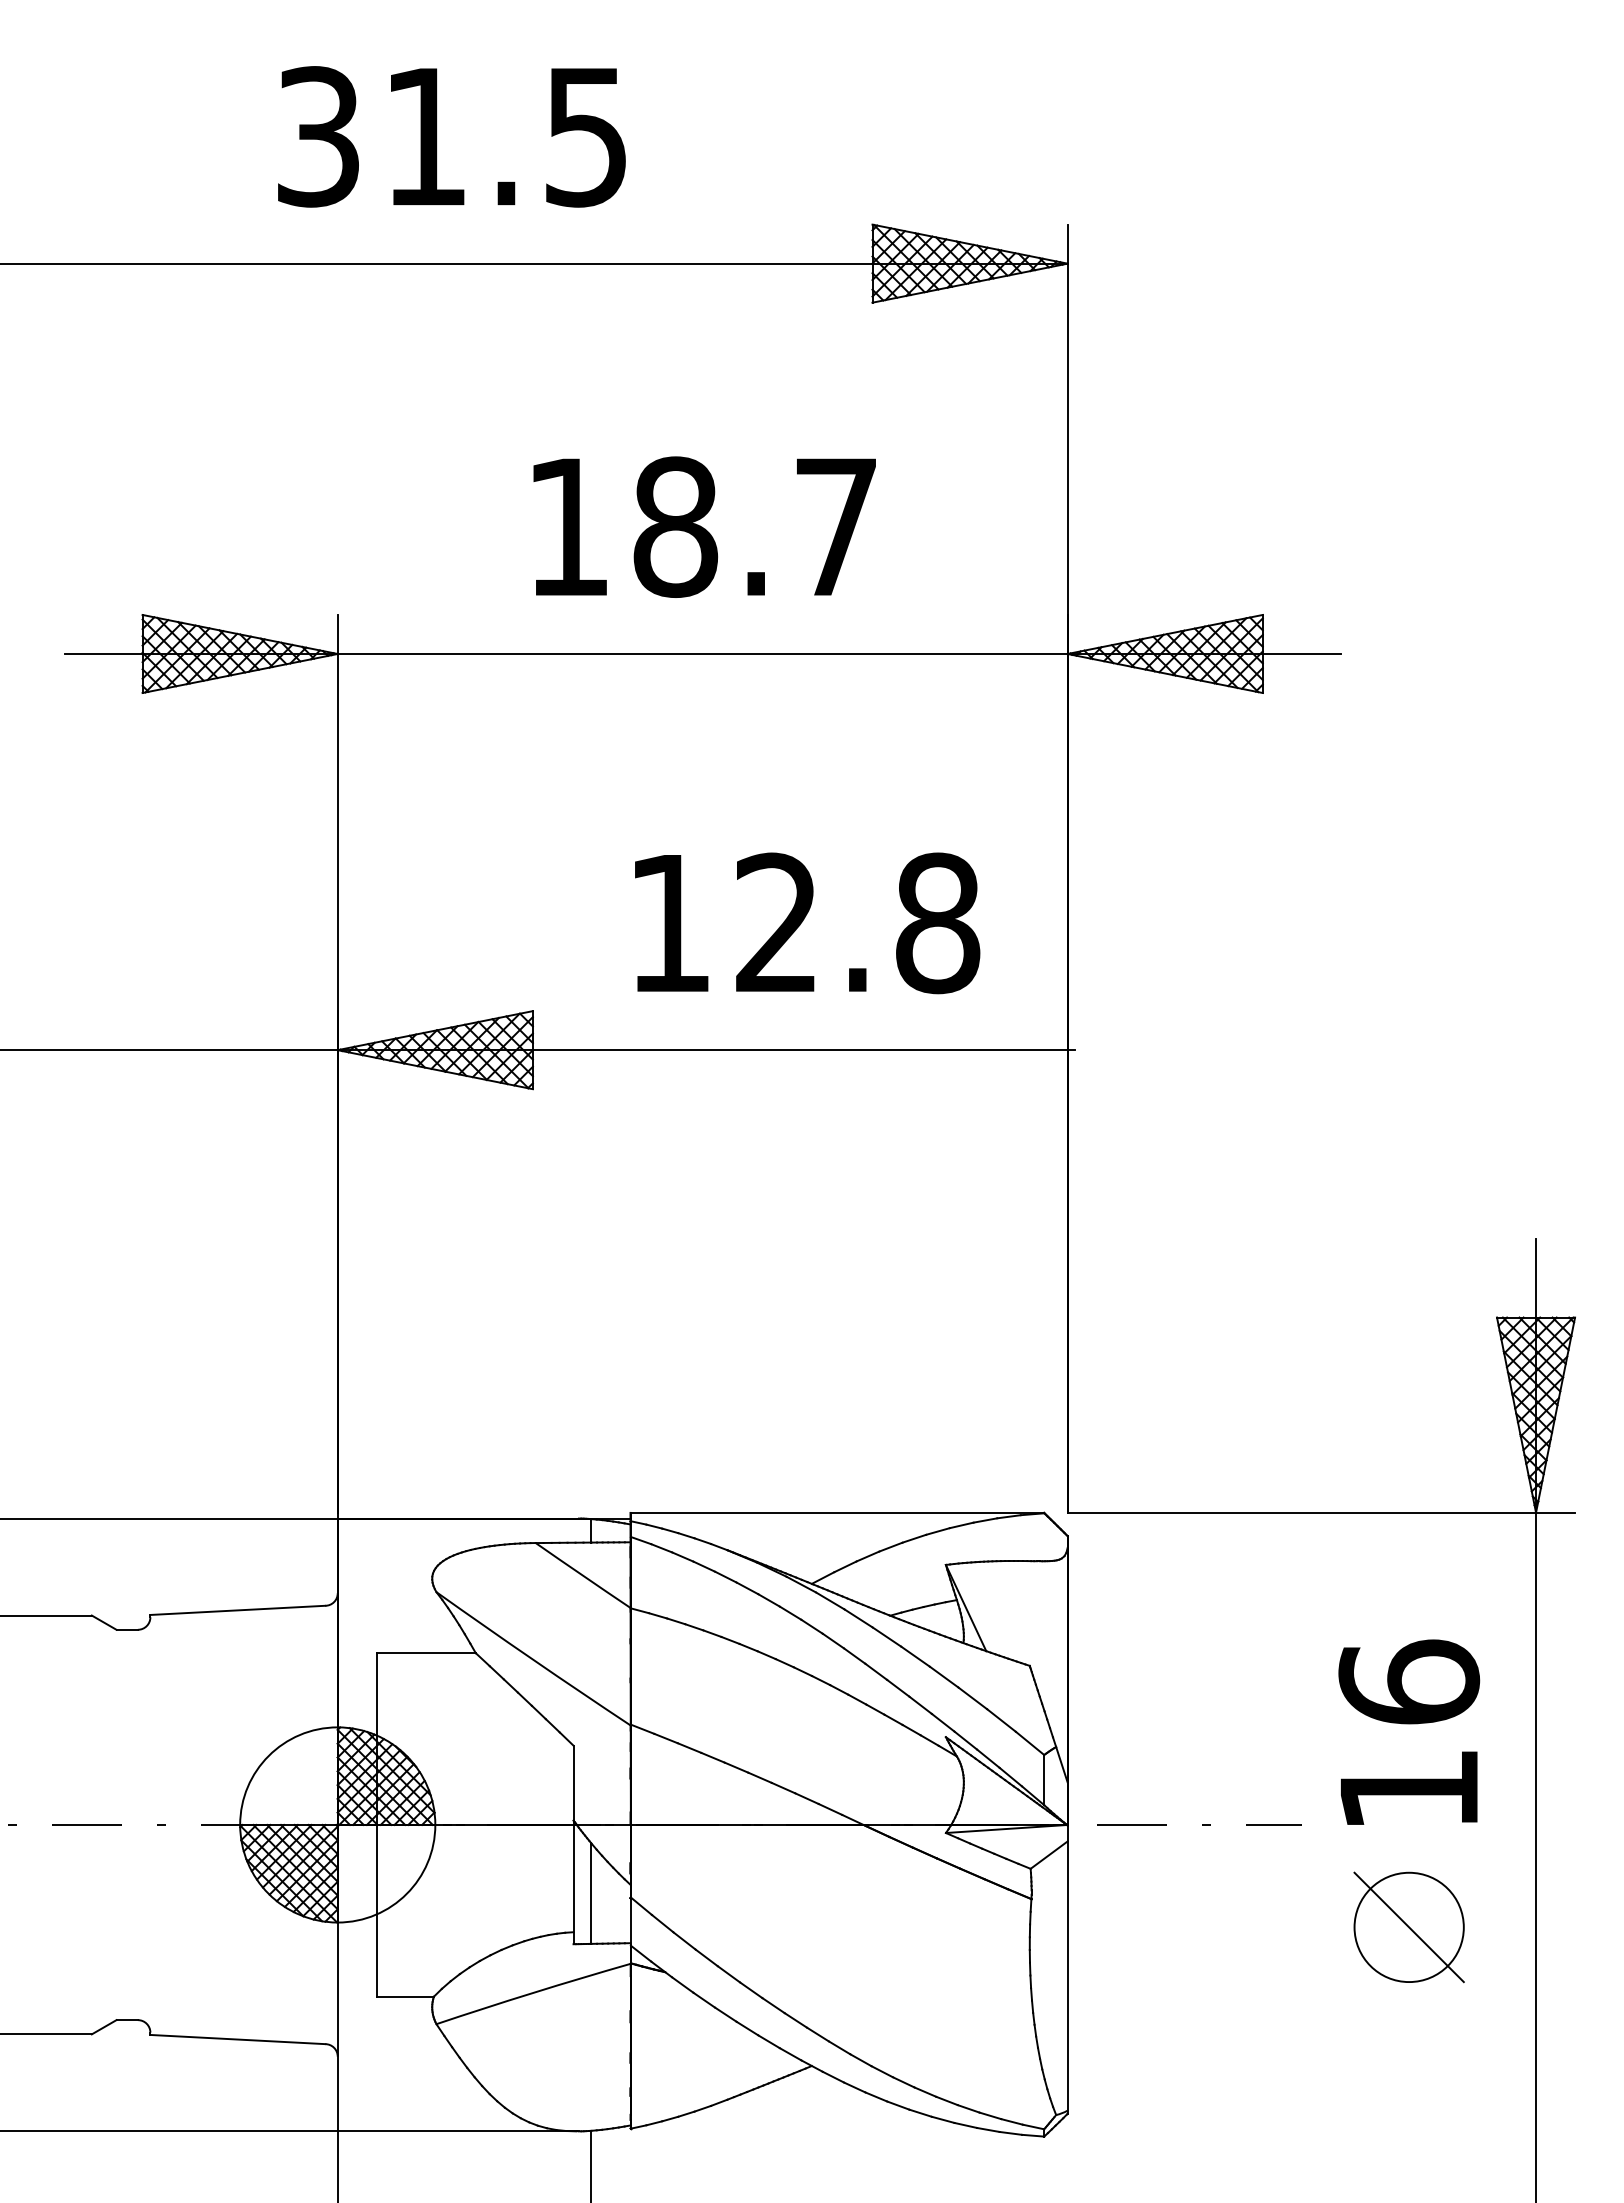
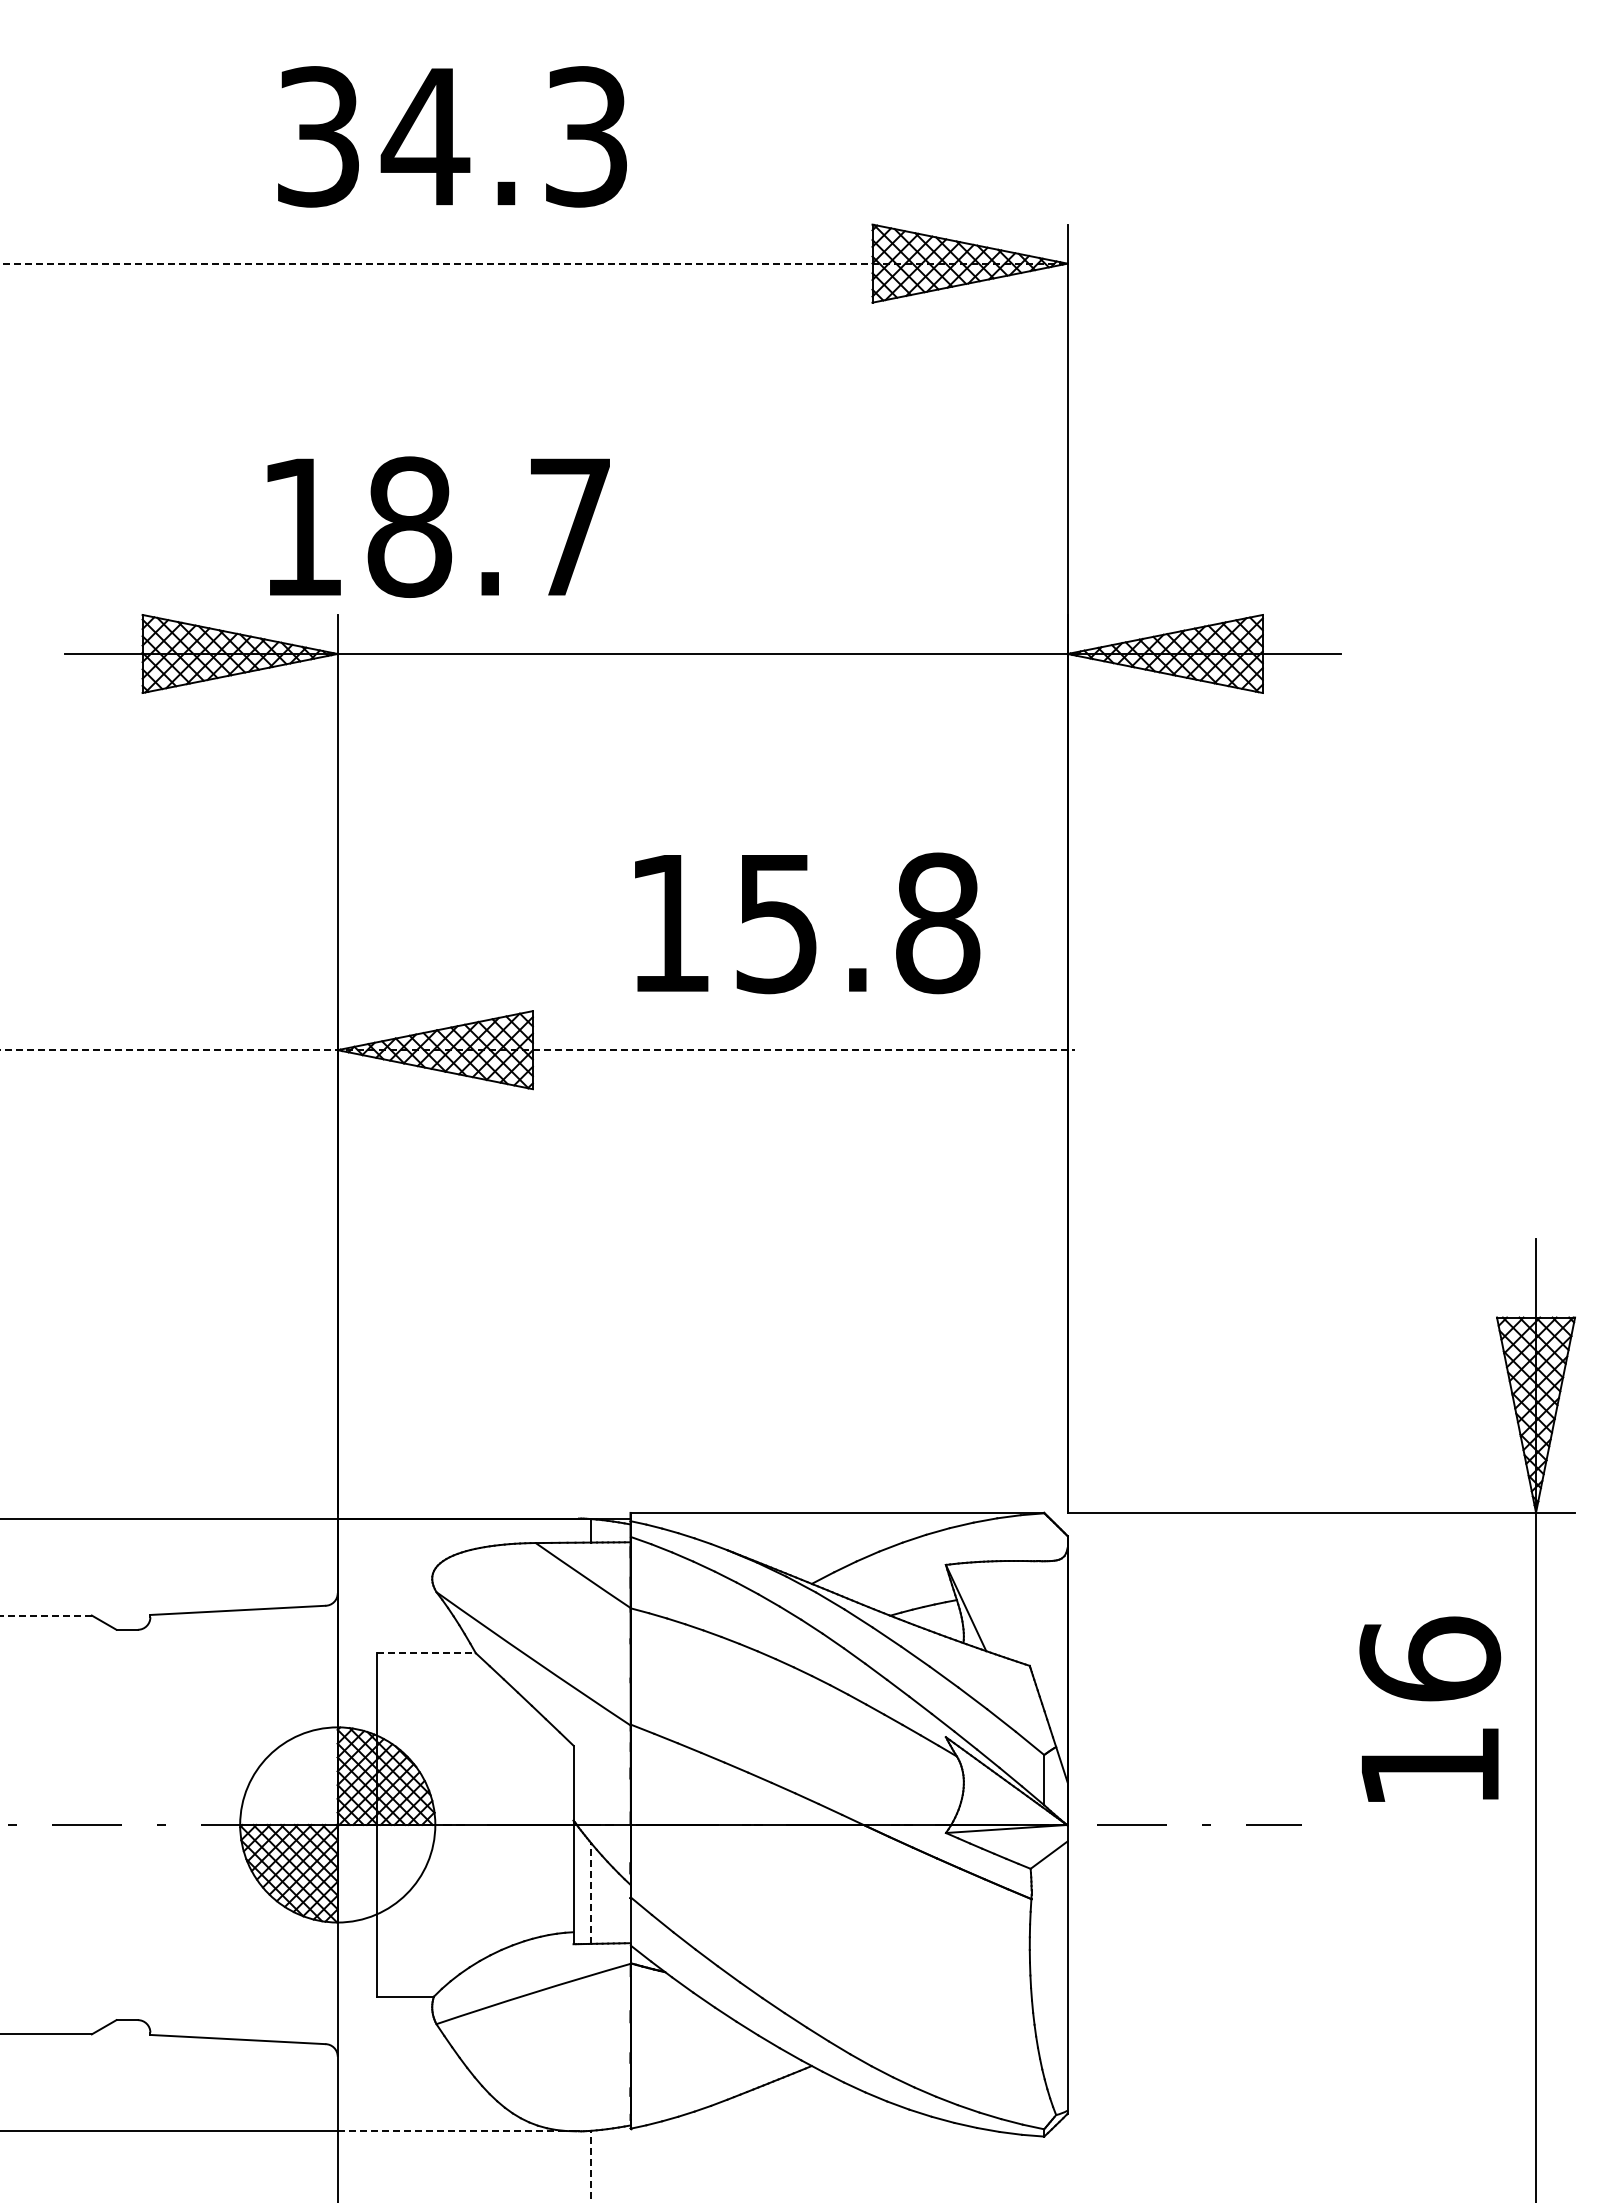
text: 31.5 -> 34.3 (503, 136)
line: solid -> dashed (533, 263)
text position: (704, 526) -> (438, 526) (438, 526)
text: 12.8 -> 15.8 (776, 923)
line: solid -> dashed (538, 1050)
line: solid -> dashed (45, 1615)
line: solid -> dashed (426, 1653)
text position: (1409, 1731) -> (1430, 1708) (1430, 1708)
line: solid -> dashed (591, 1893)
part: present -> none (1408, 1927)
line: solid -> dashed (457, 2131)
line: solid -> dashed (591, 2166)
